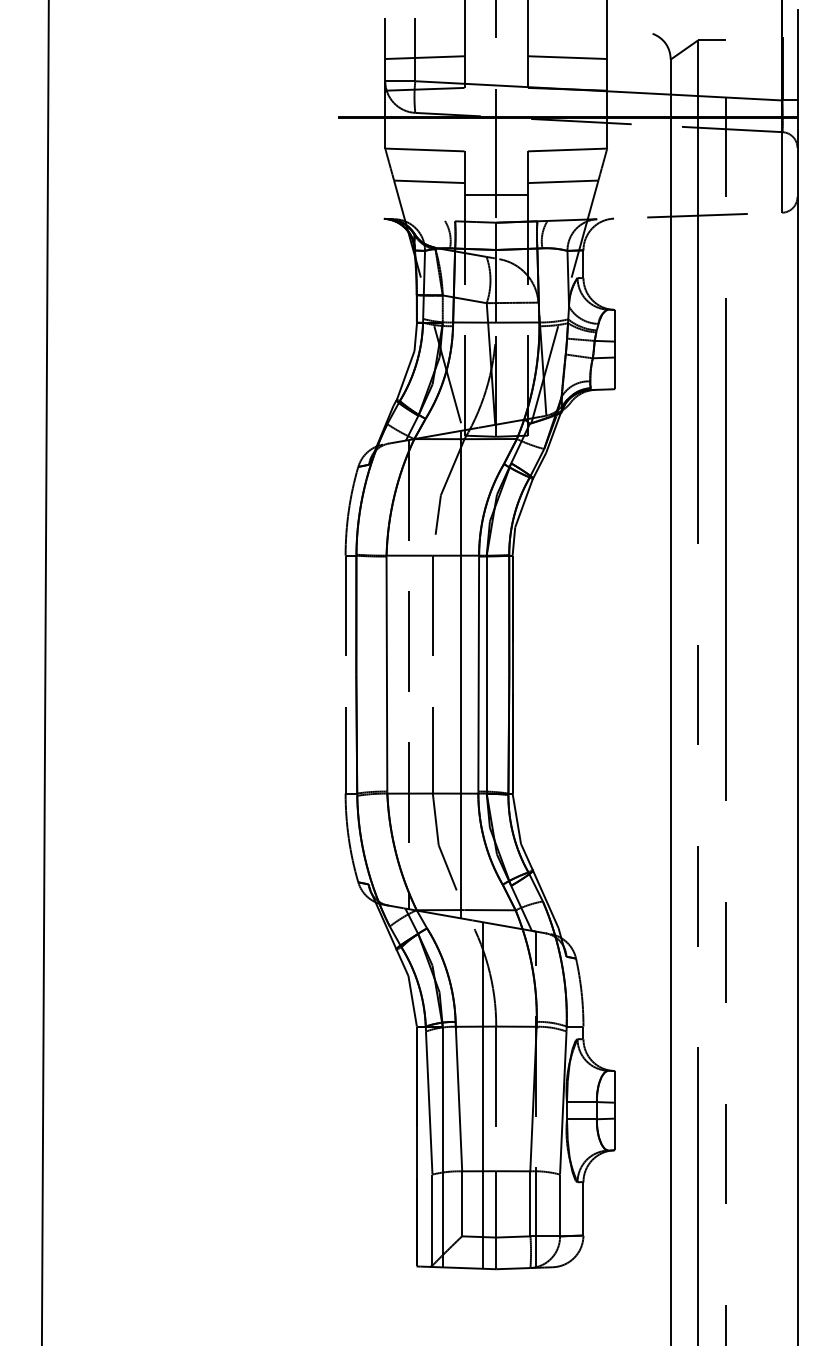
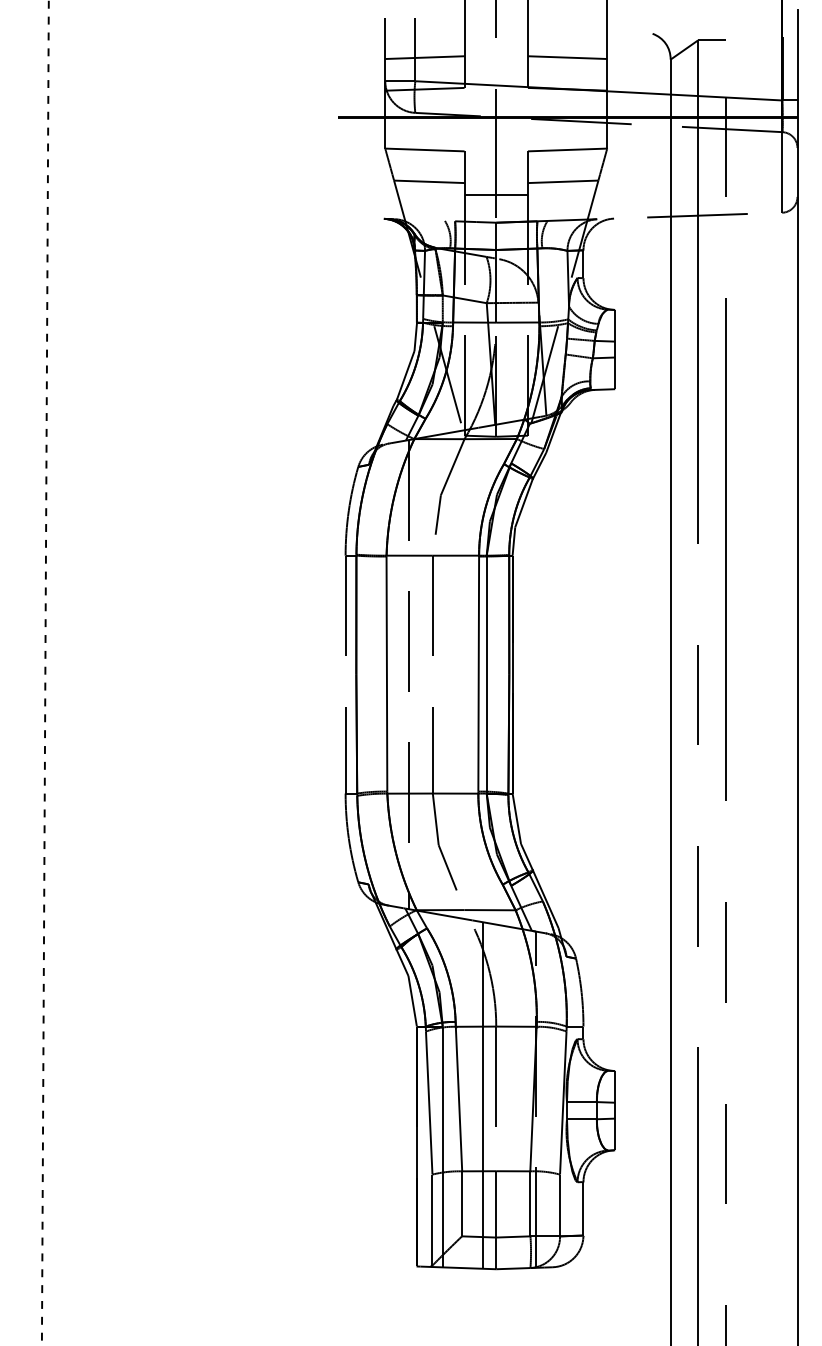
line: solid -> dashed (45, 672)
line: present -> none (461, 674)
